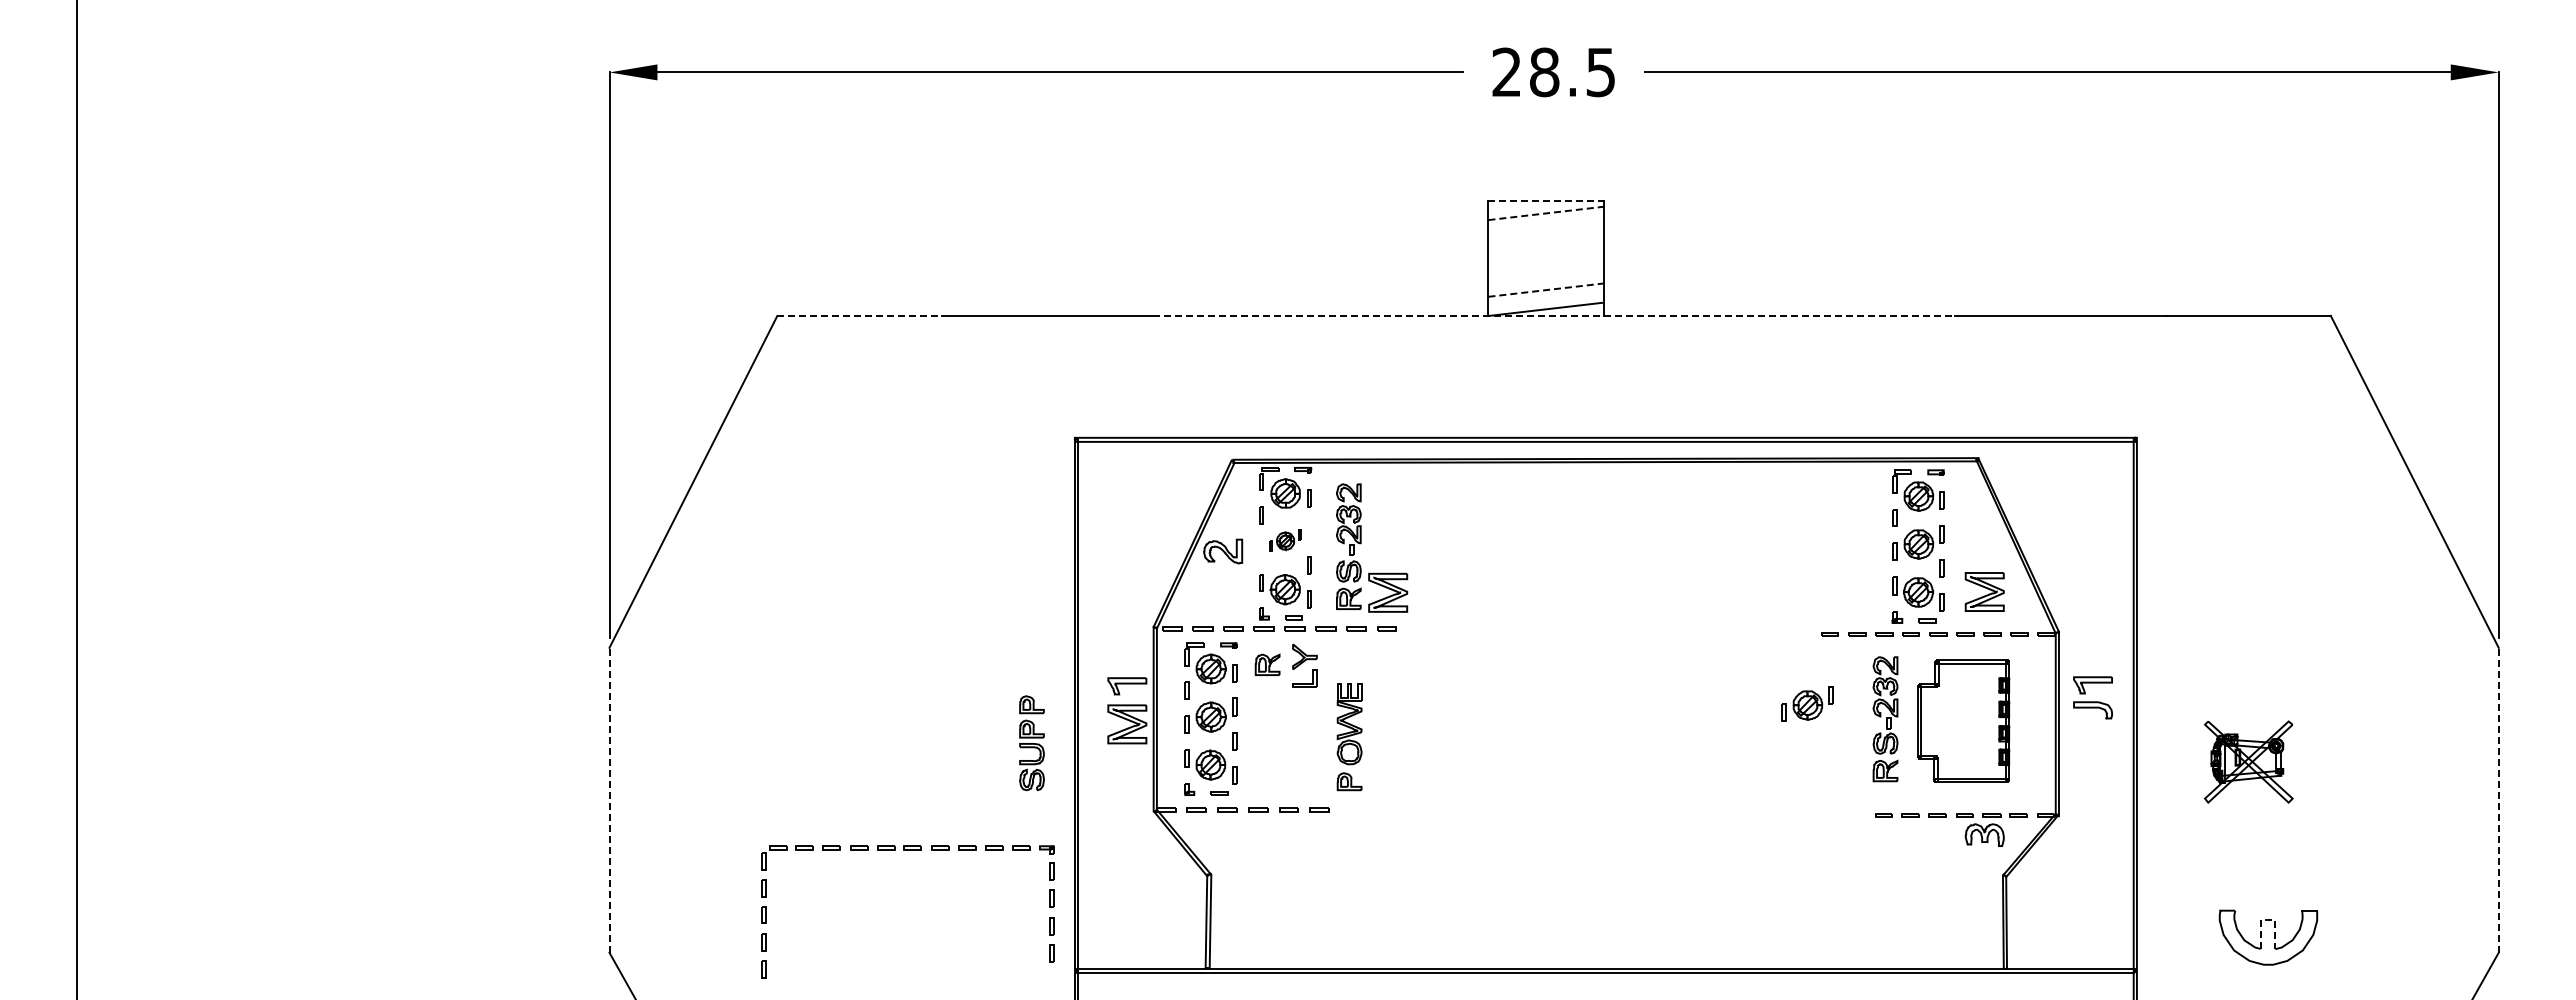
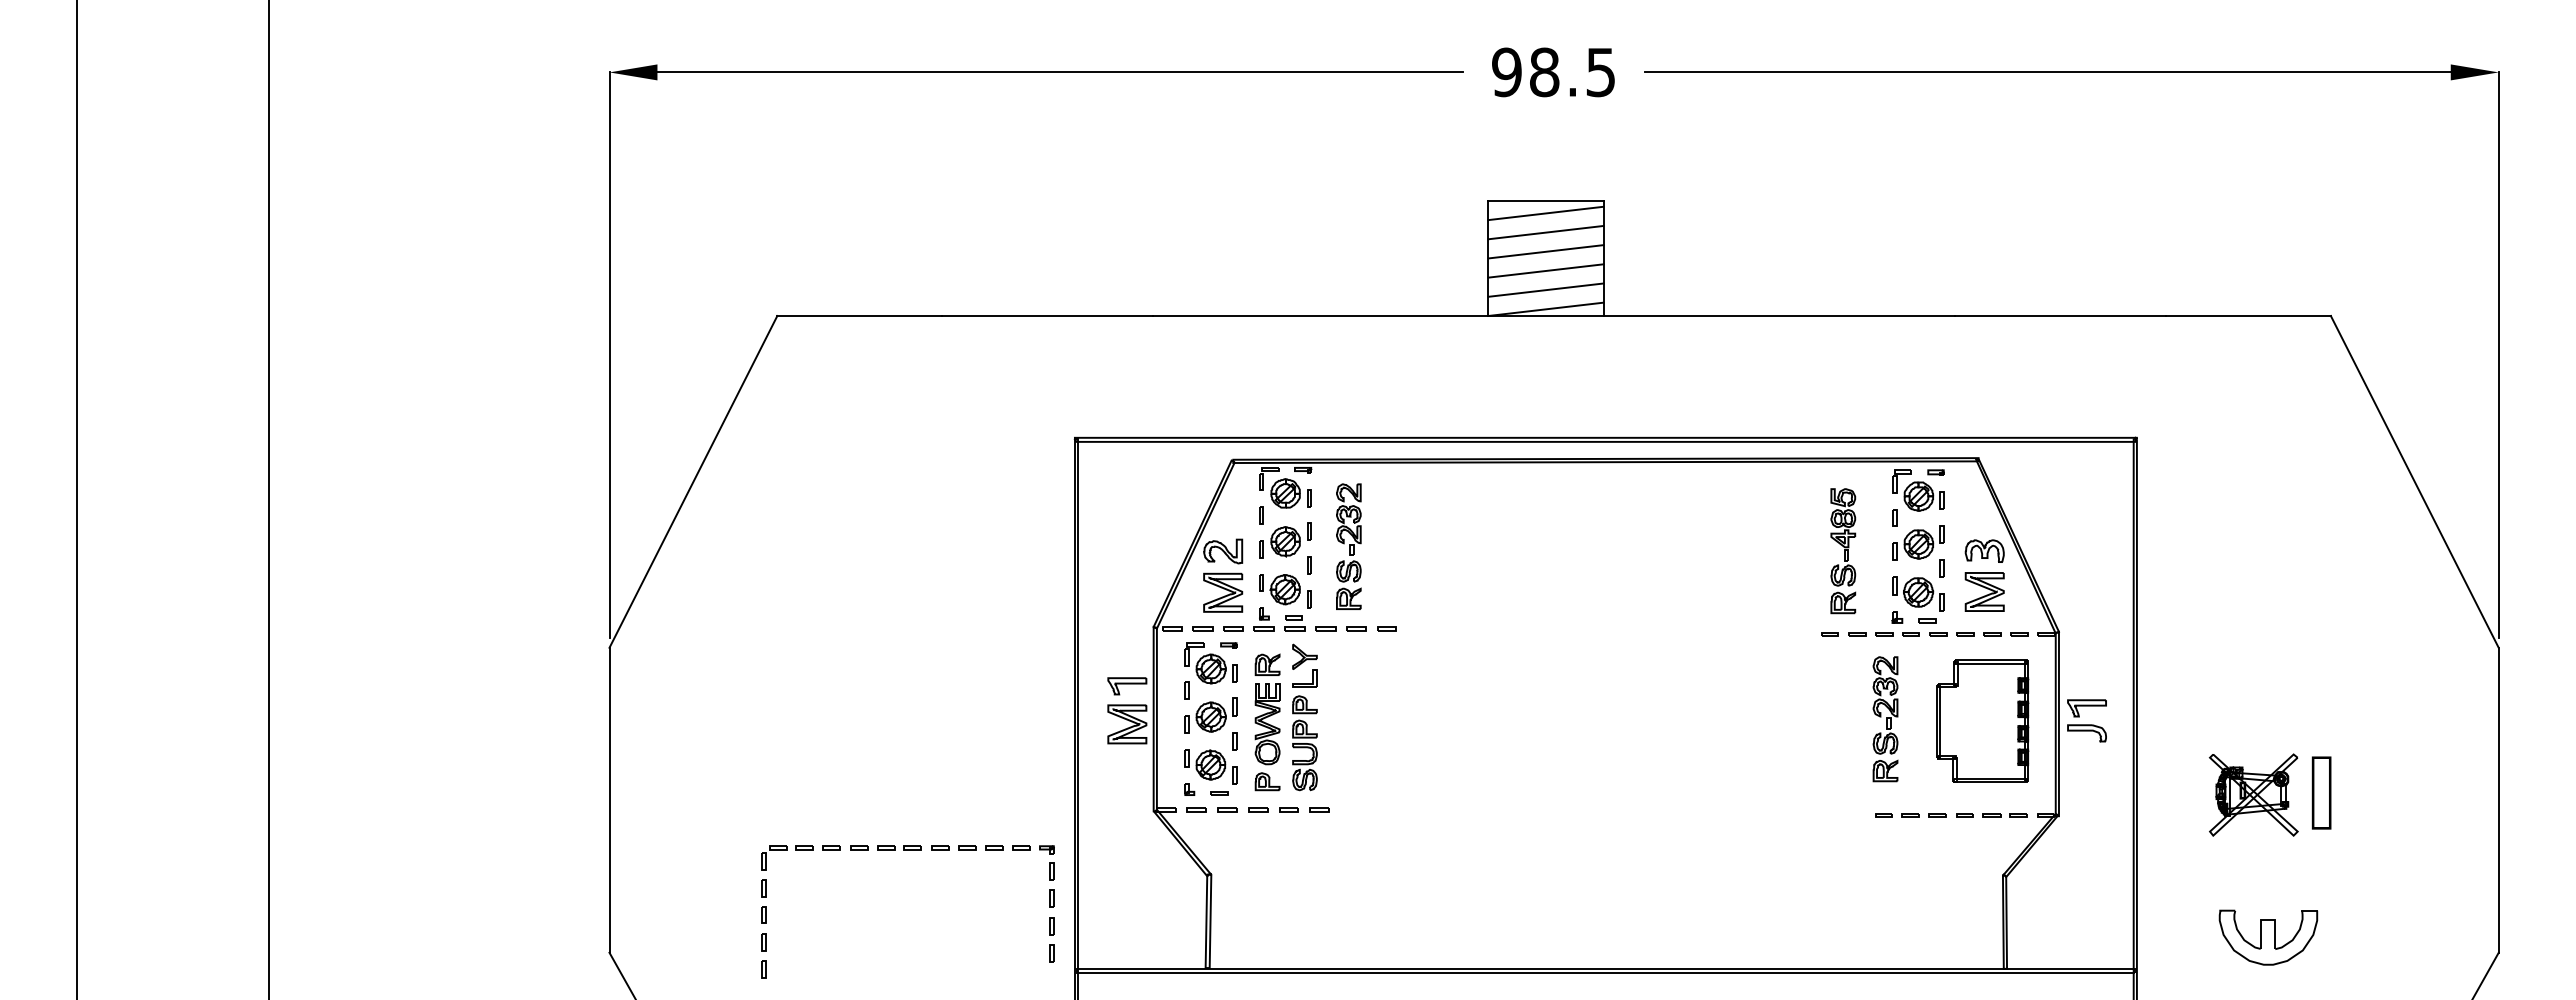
text: 28.5 -> 98.5 (1506, 72)
line: dashed -> solid (1545, 200)
line: dashed -> solid (1545, 213)
line: none -> present (1545, 232)
line: none -> present (1545, 251)
line: none -> present (1545, 270)
line: dashed -> solid (1545, 290)
line: dashed -> solid (860, 316)
line: dashed -> solid (1554, 316)
line: none -> present (269, 499)
part size: 33x23 px -> 53x37 px (1285, 540)
part: none -> present (1843, 551)
part position: (1388, 592) -> (1223, 592) (1223, 592)
part position: (2092, 697) -> (2086, 720) (2086, 720)
part: present -> none (1807, 703)
part position: (1963, 720) -> (1982, 720) (1982, 720)
part position: (1349, 737) -> (1267, 737) (1267, 737)
part position: (1031, 743) -> (1304, 743) (1304, 743)
part position: (2248, 761) -> (2253, 794) (2253, 794)
part: none -> present (2321, 792)
line: dashed -> solid (609, 799)
line: dashed -> solid (2498, 799)
part position: (1984, 834) -> (1984, 550) (1984, 550)
line: dashed -> solid (2268, 920)
